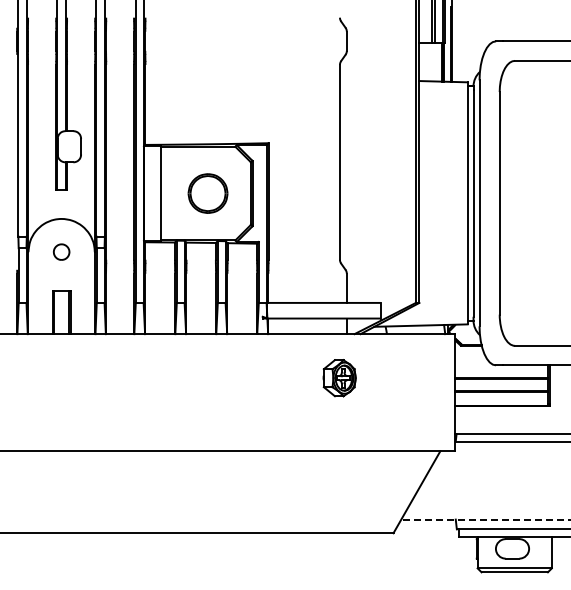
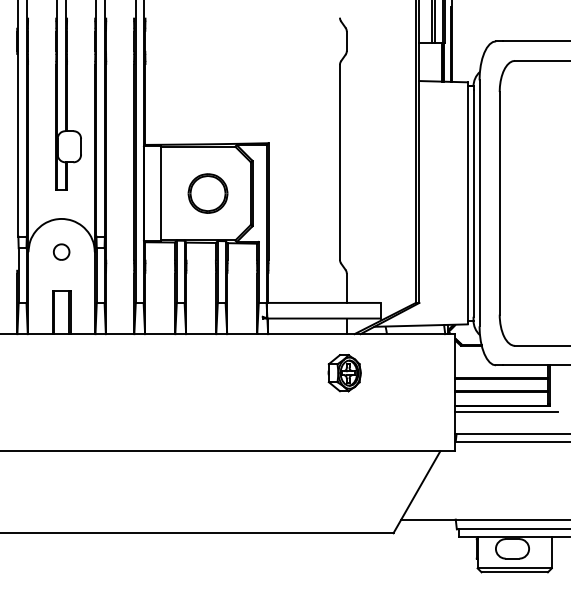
part position: (339, 378) -> (344, 373) (344, 373)
line: none -> present (506, 411)
line: dashed -> solid (485, 519)
